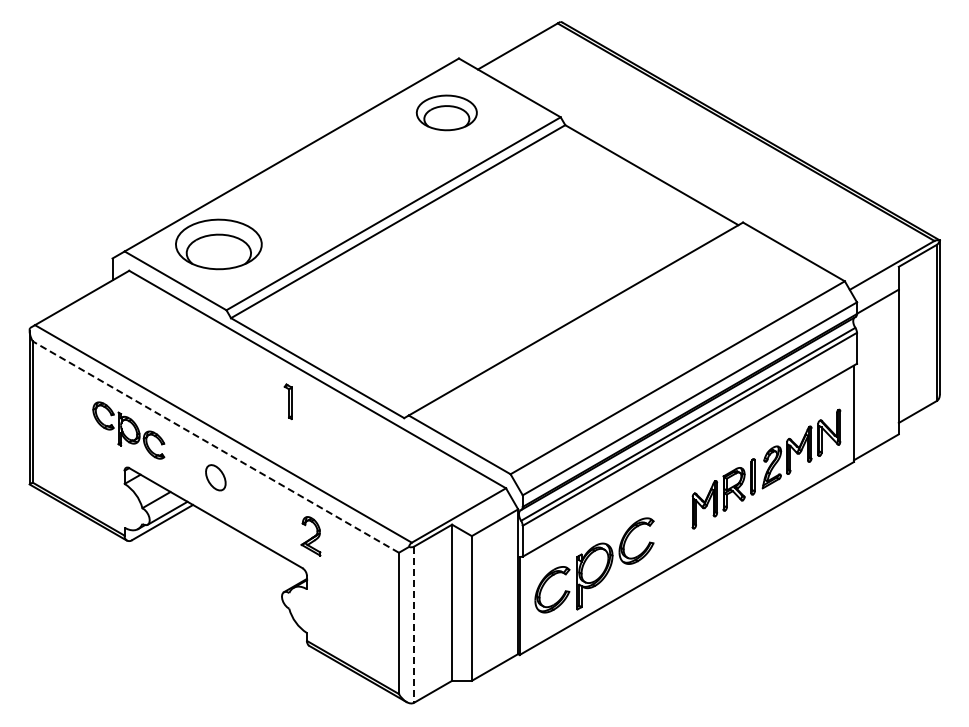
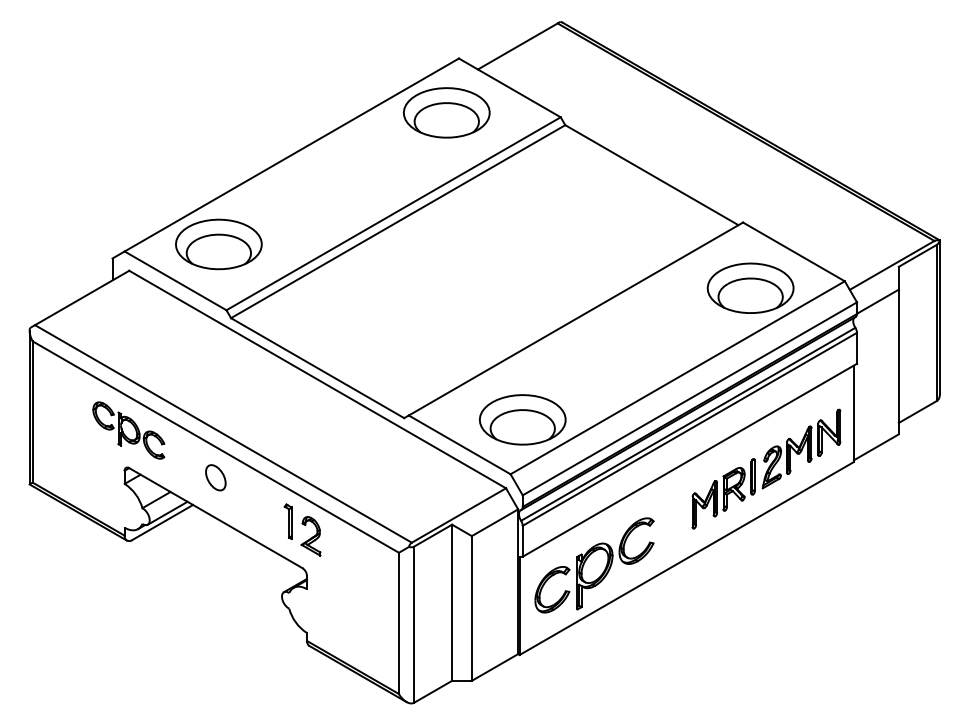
part size: 63x38 px -> 88x52 px (446, 112)
part: none -> present (750, 287)
part position: (287, 401) -> (287, 521) (287, 521)
part: none -> present (522, 419)
line: dashed -> solid (215, 446)
line: dashed -> solid (414, 625)
